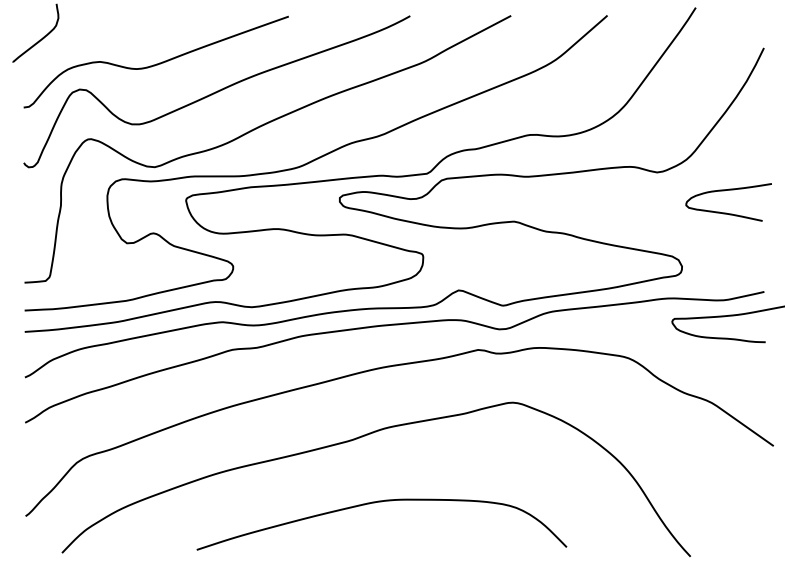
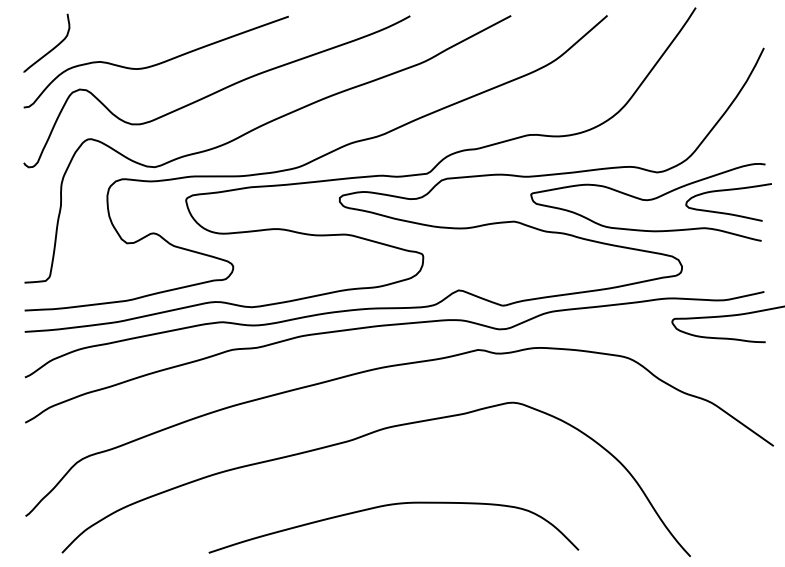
curve position: (41, 38) -> (52, 48) (52, 48)
curve: none -> present (647, 201)
curve position: (375, 503) -> (387, 506) (387, 506)
